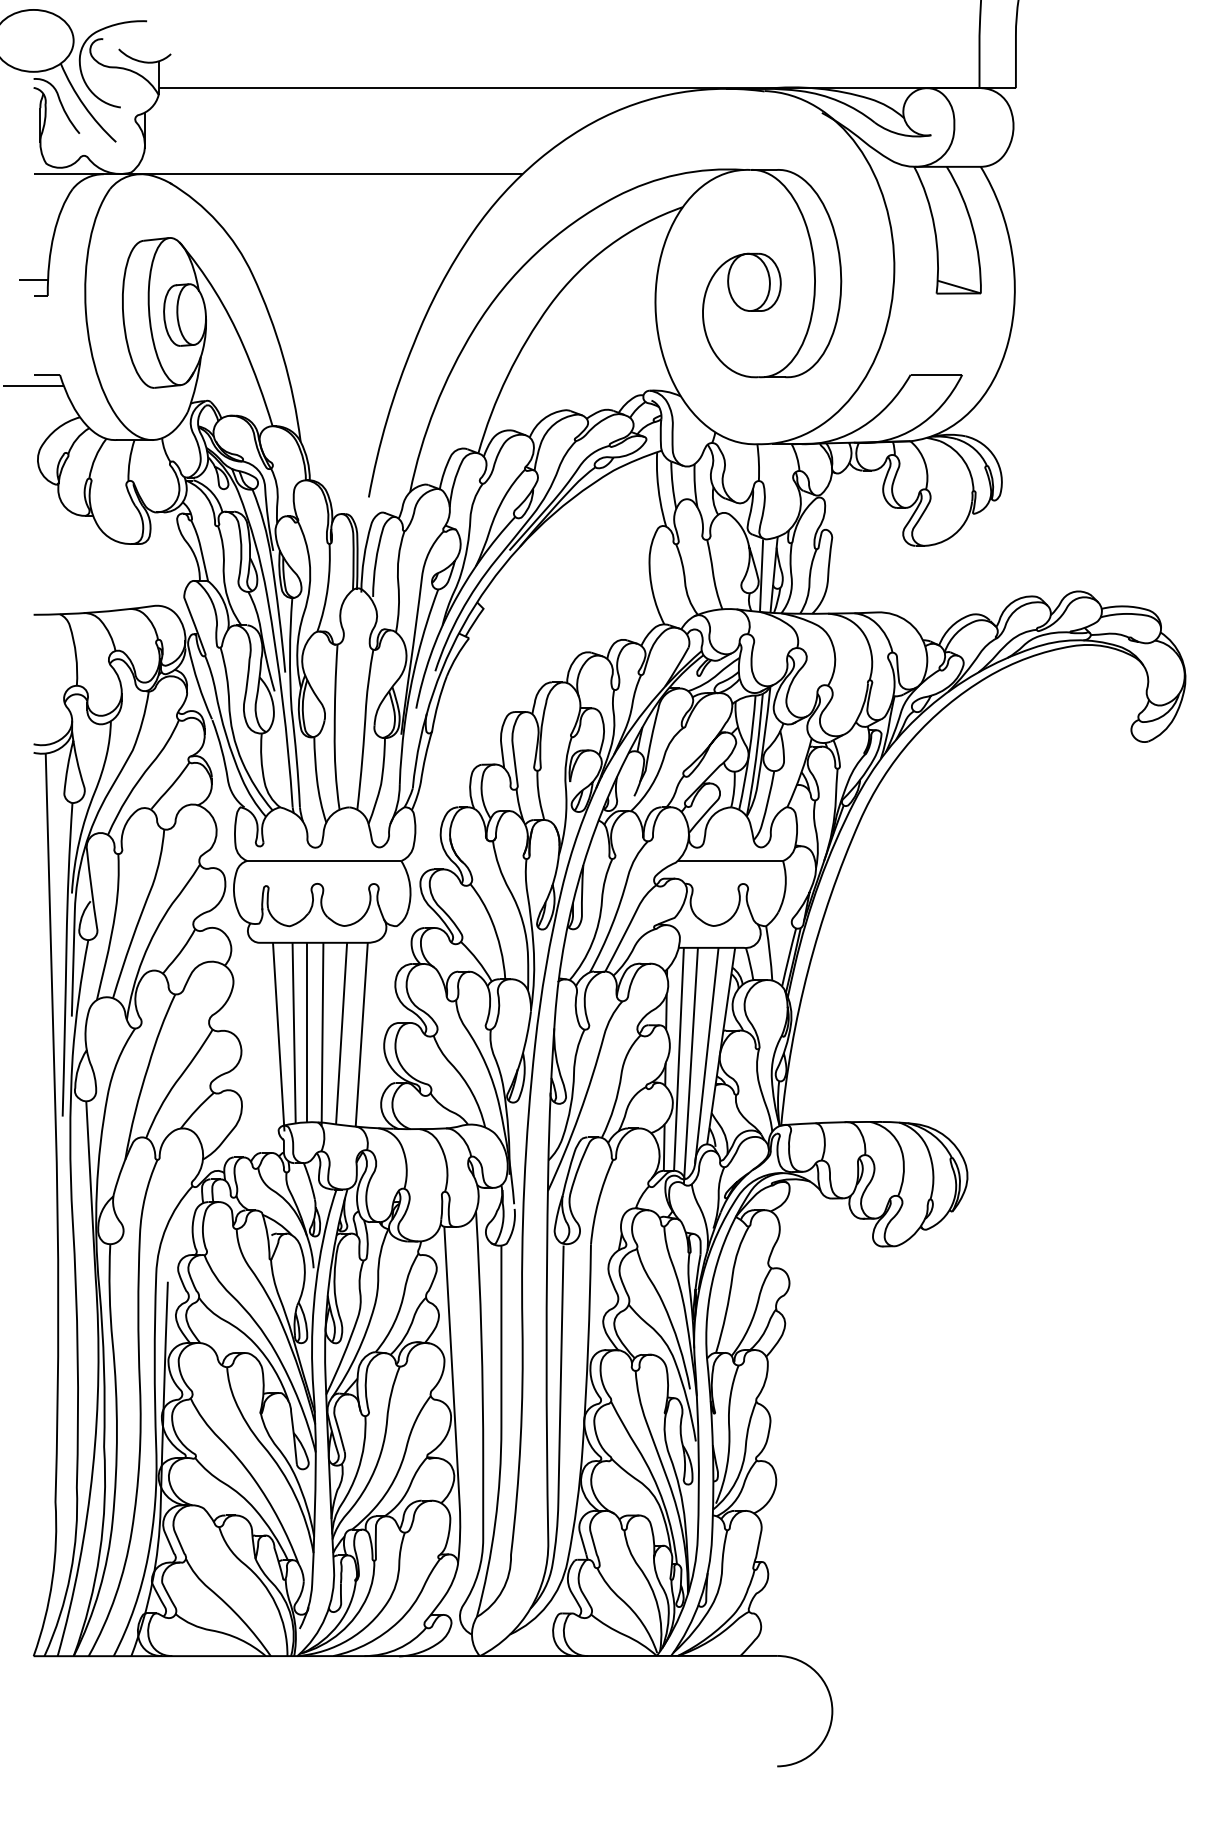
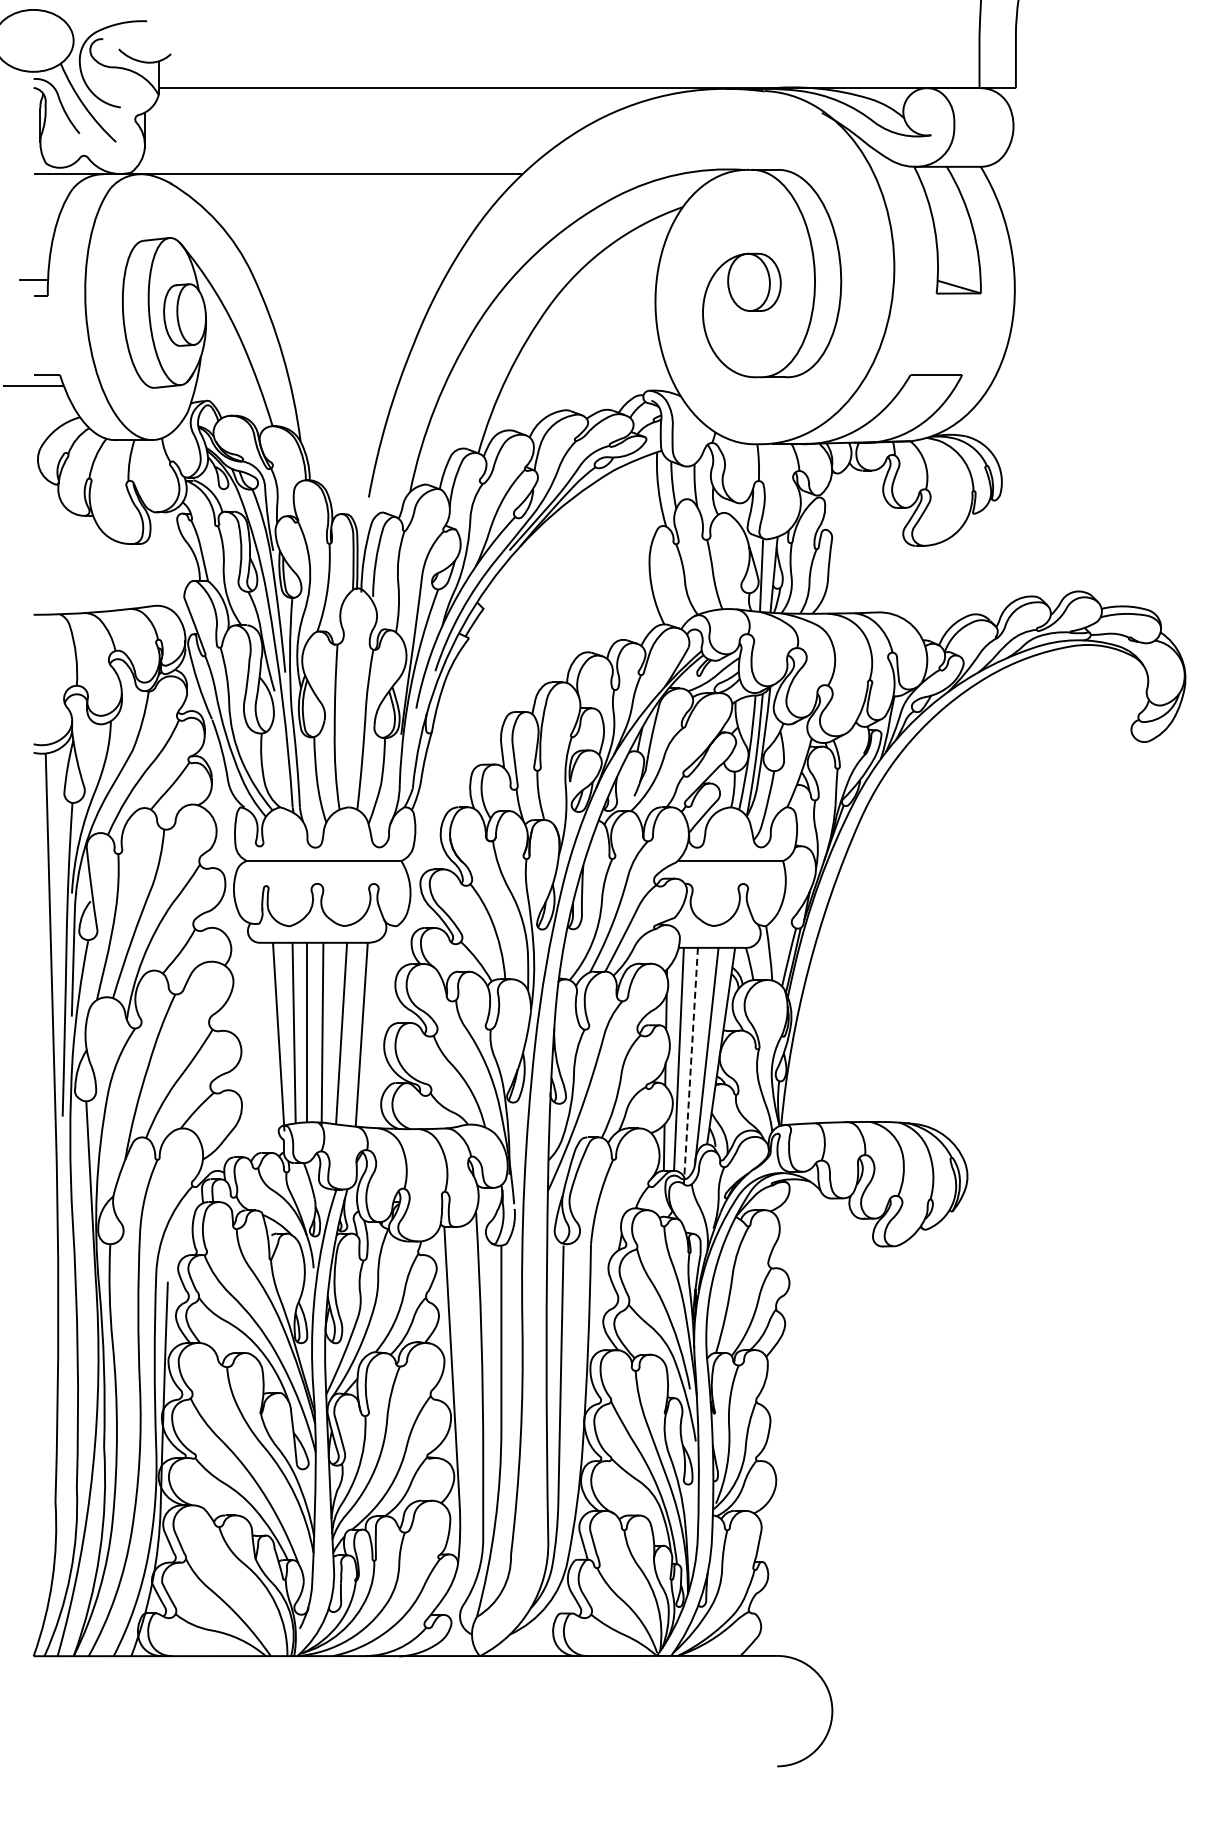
line: solid -> dashed (690, 1066)
